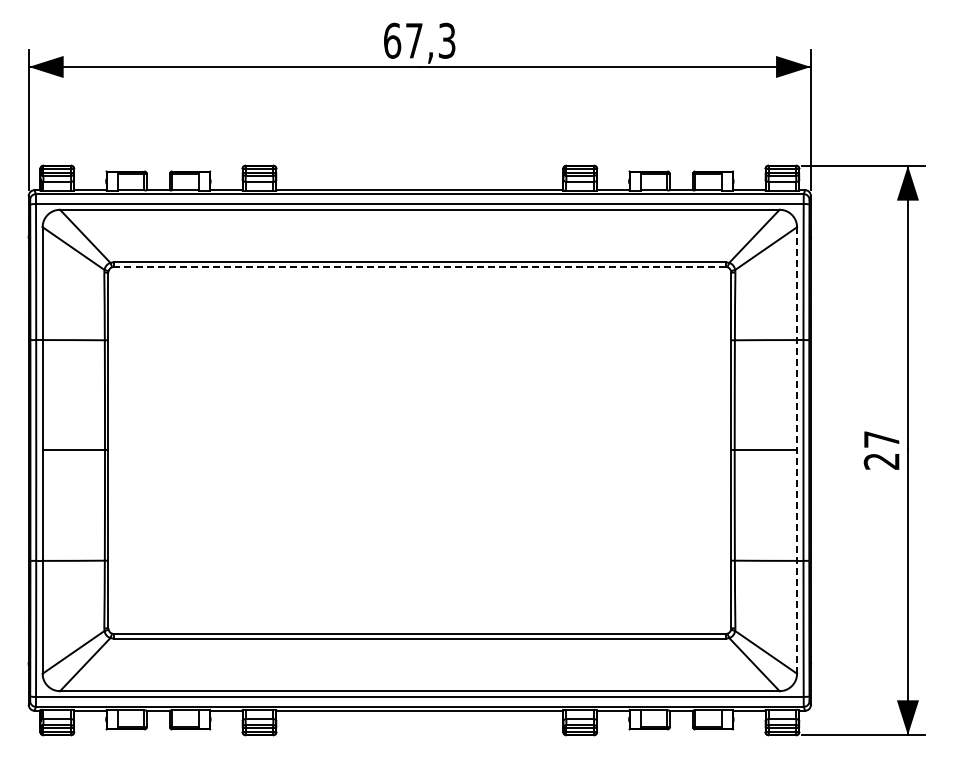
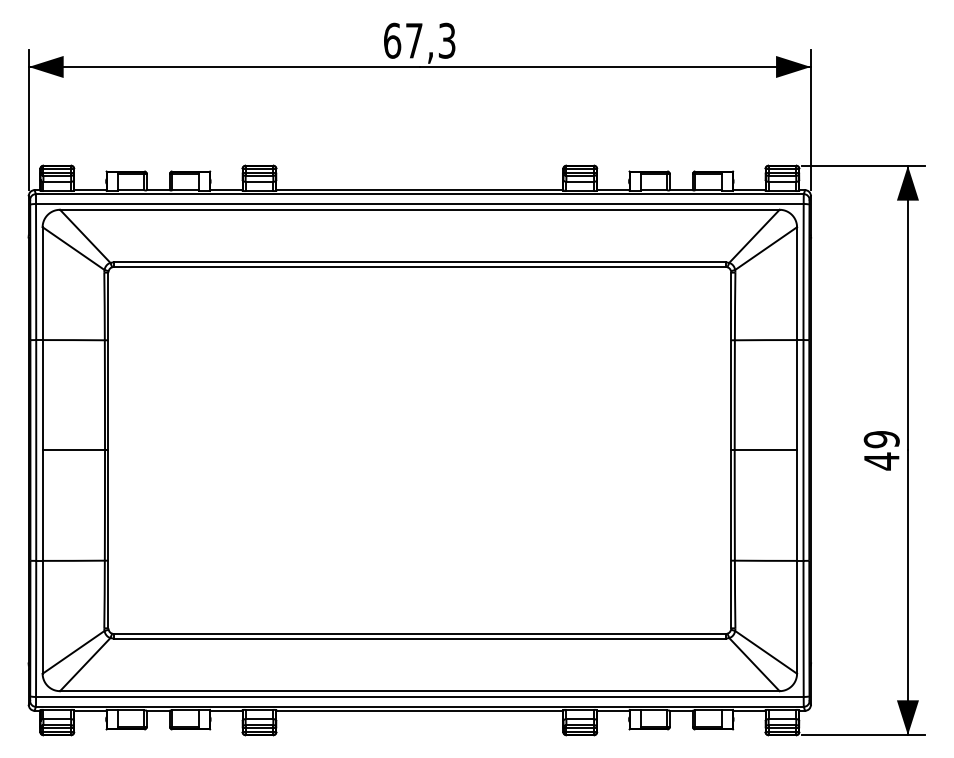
line: dashed -> solid (419, 266)
line: dashed -> solid (797, 449)
text: 27 -> 49 (881, 450)
